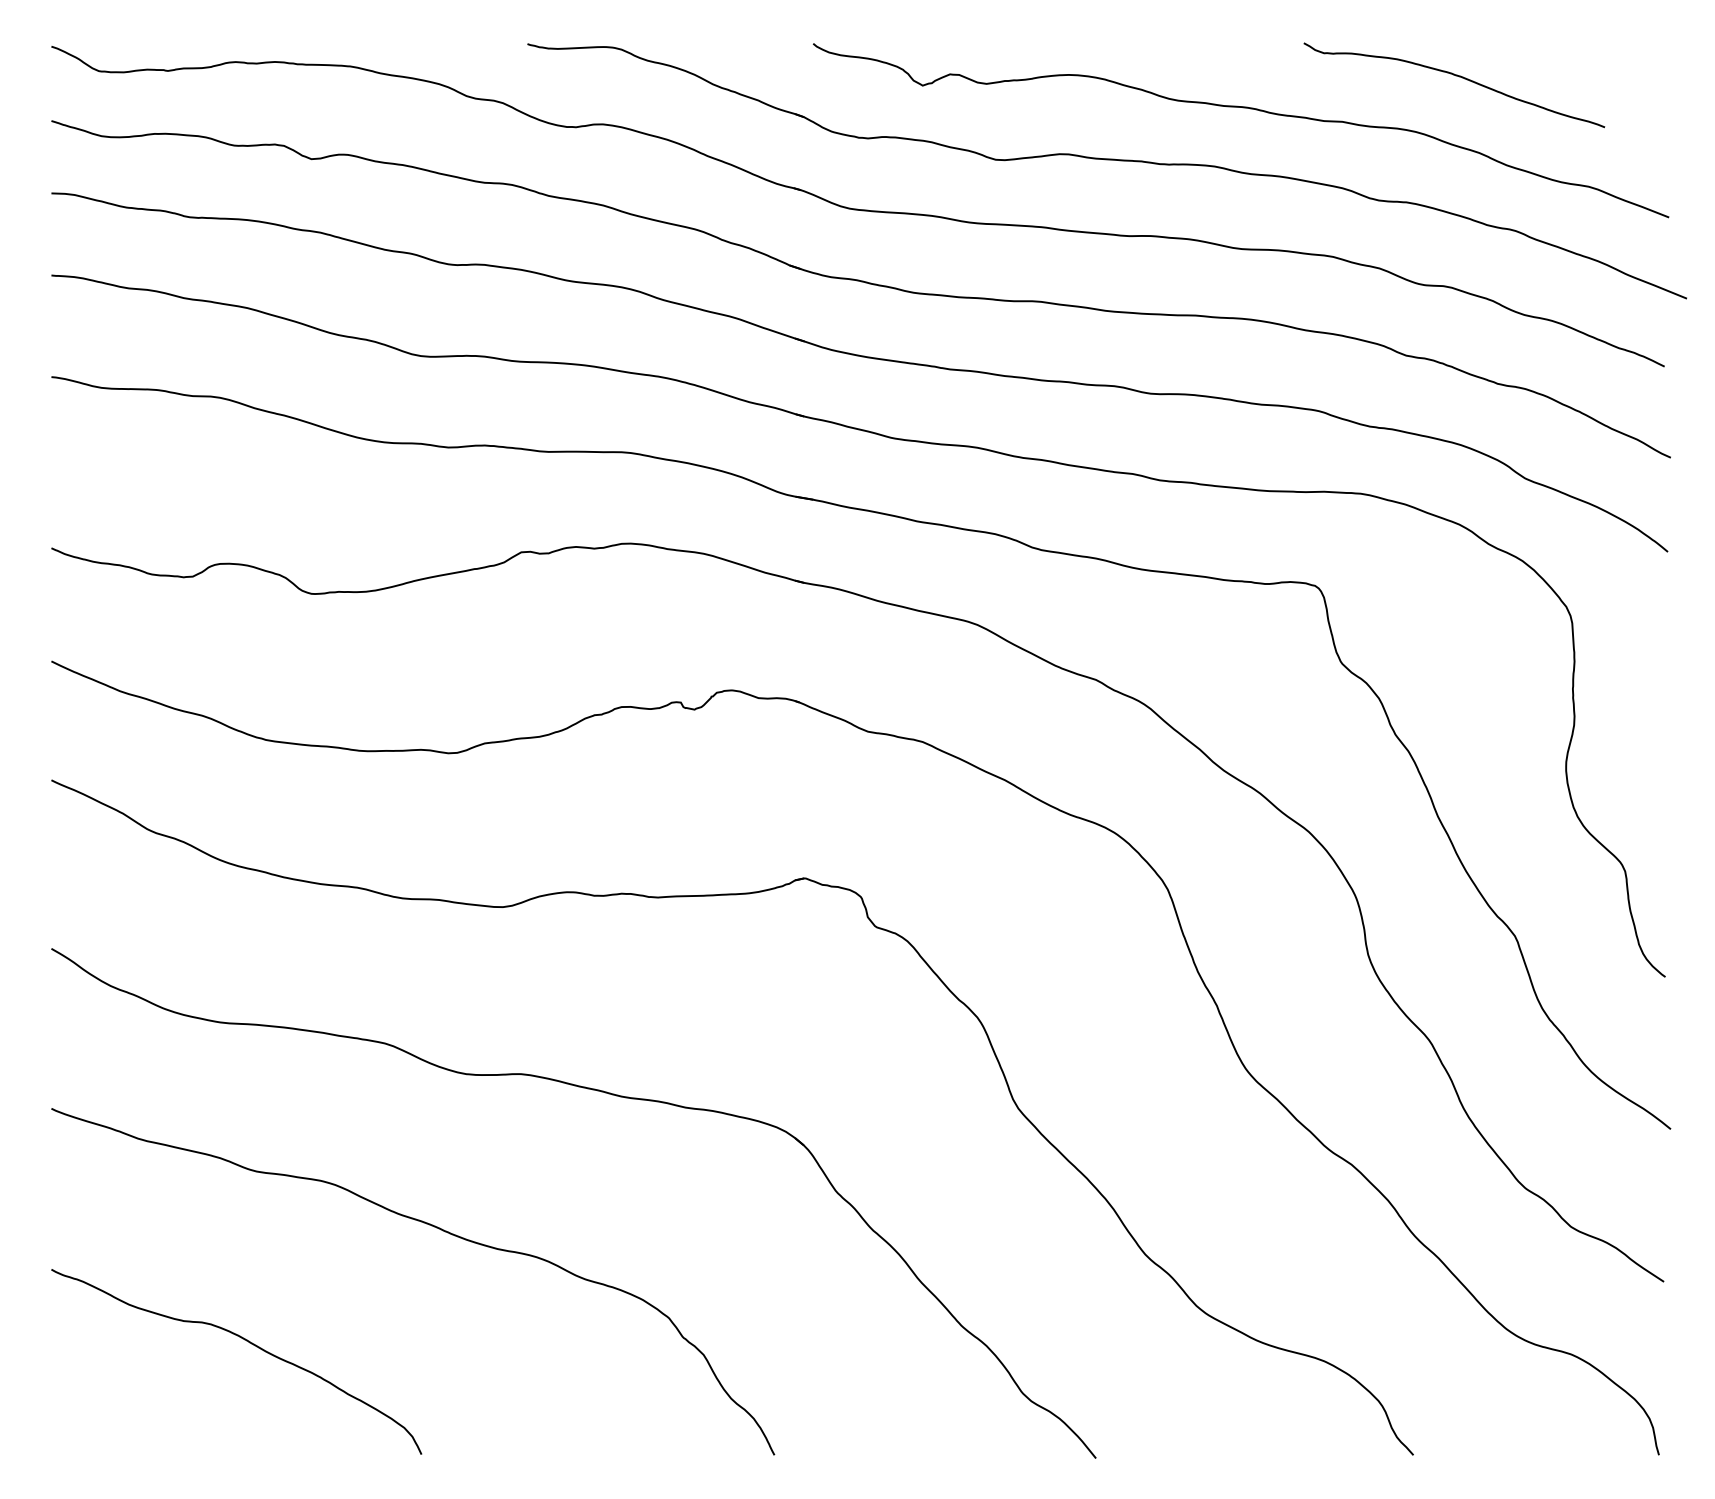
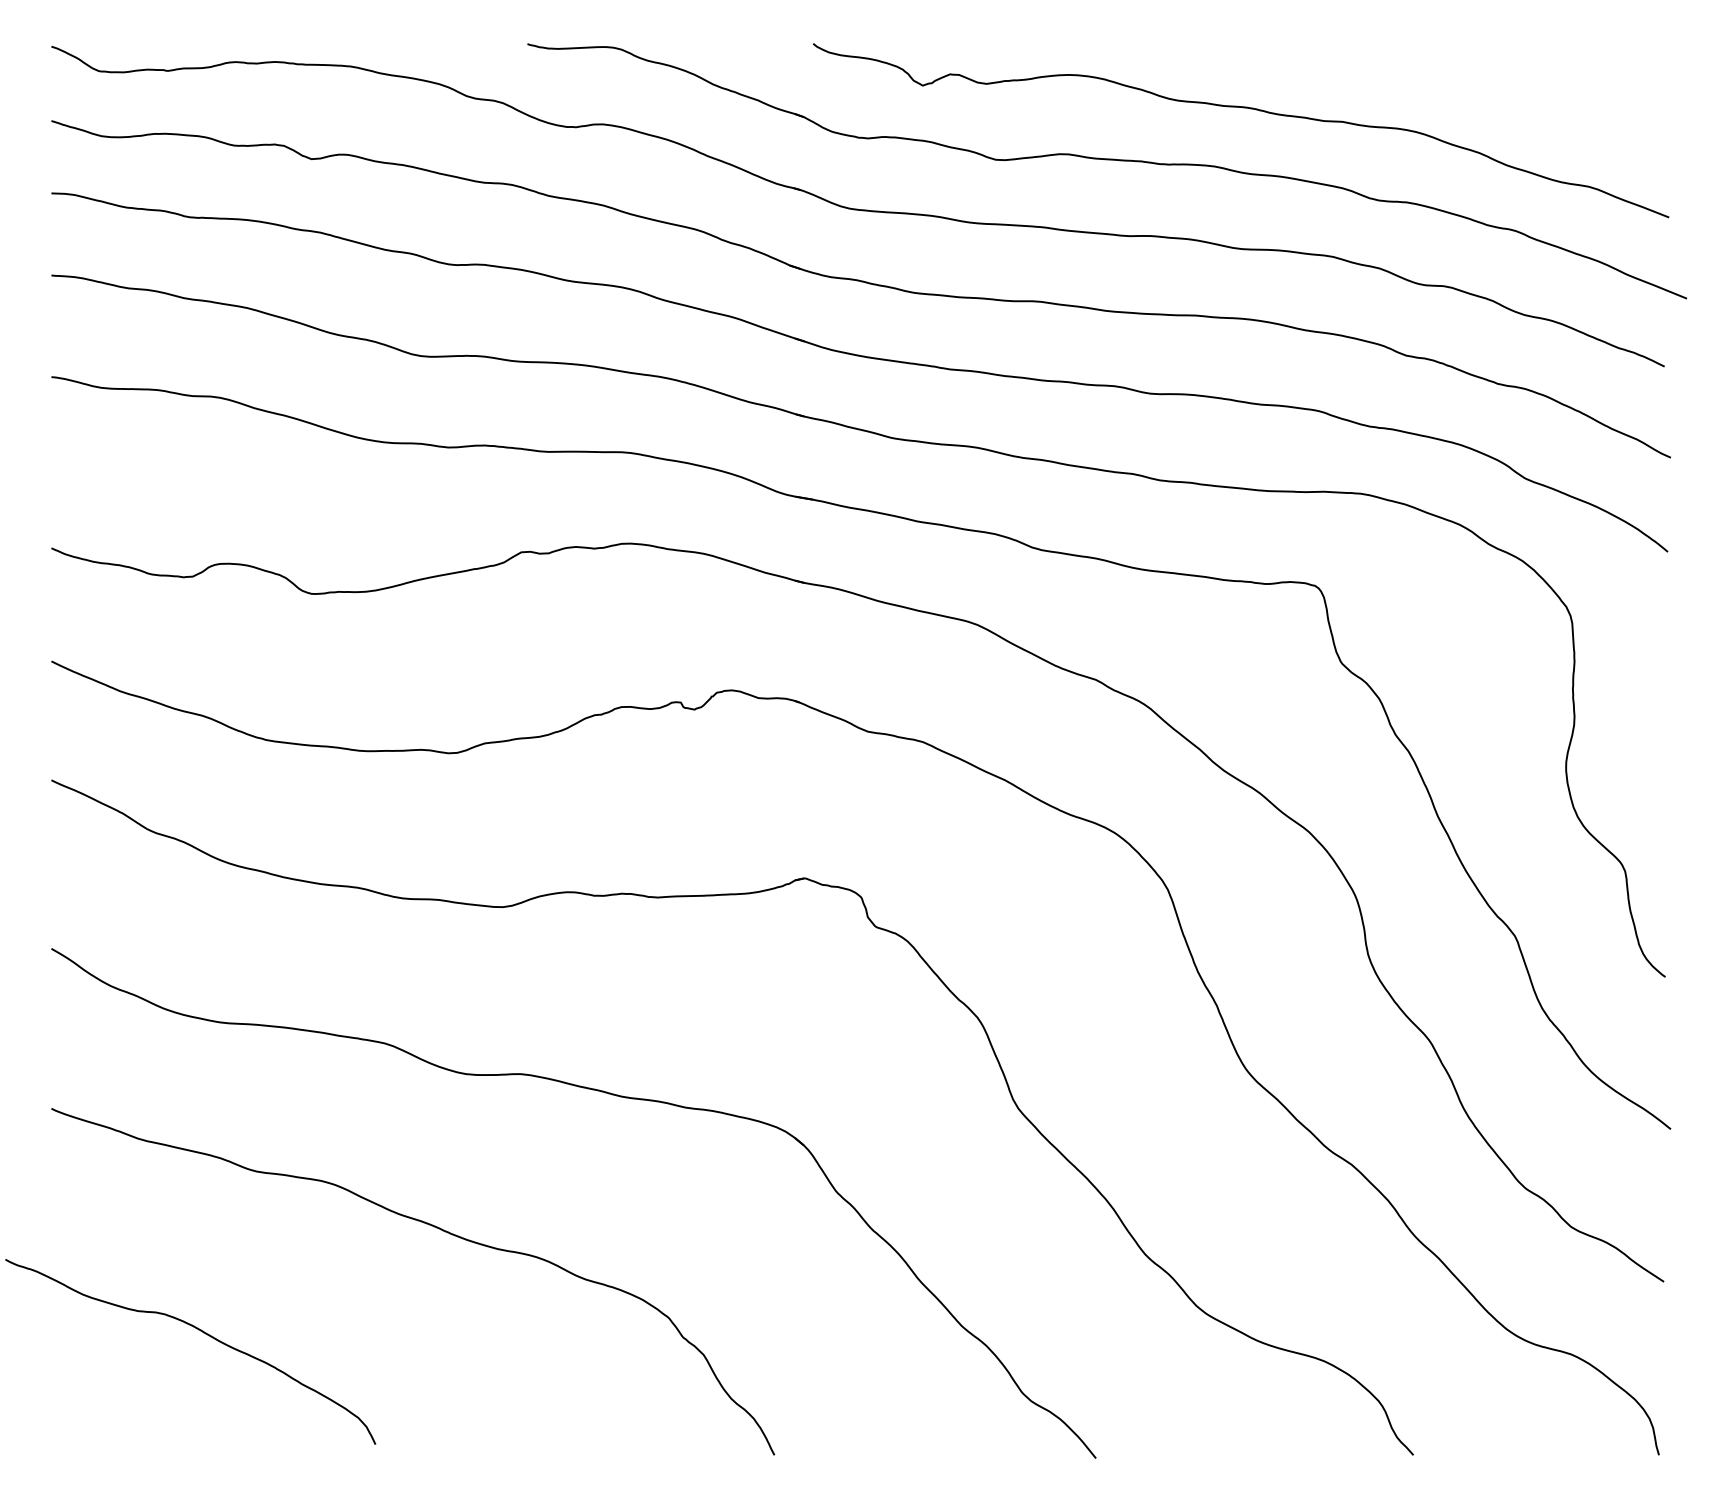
curve: present -> none (1455, 76)
curve position: (249, 1343) -> (203, 1333) (203, 1333)
